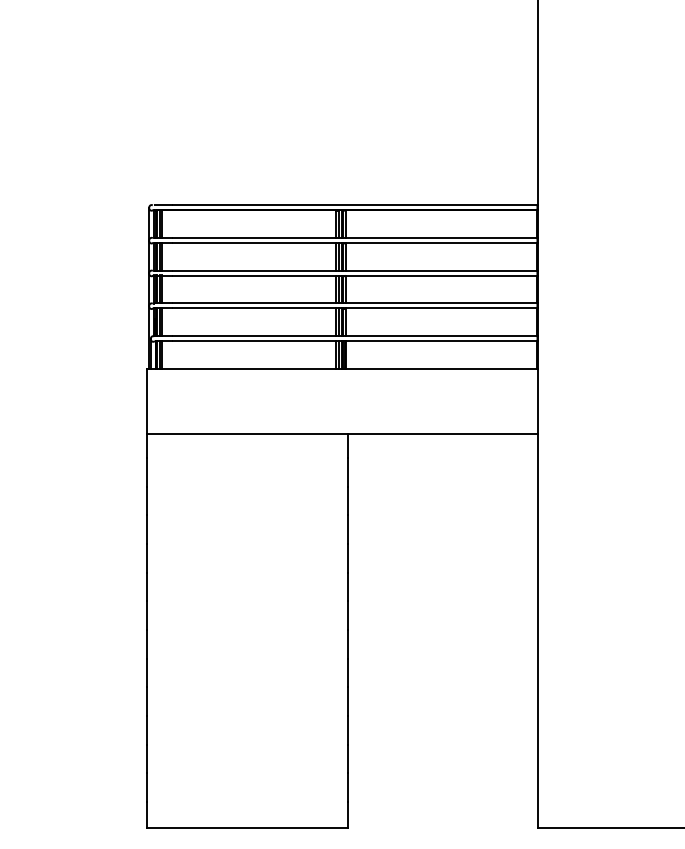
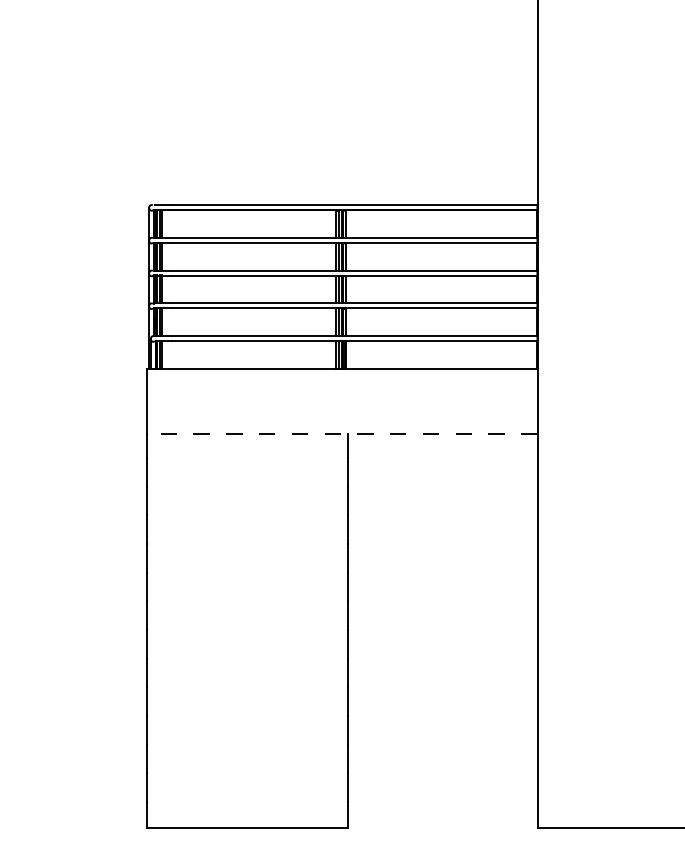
line: solid -> dashed (342, 434)
